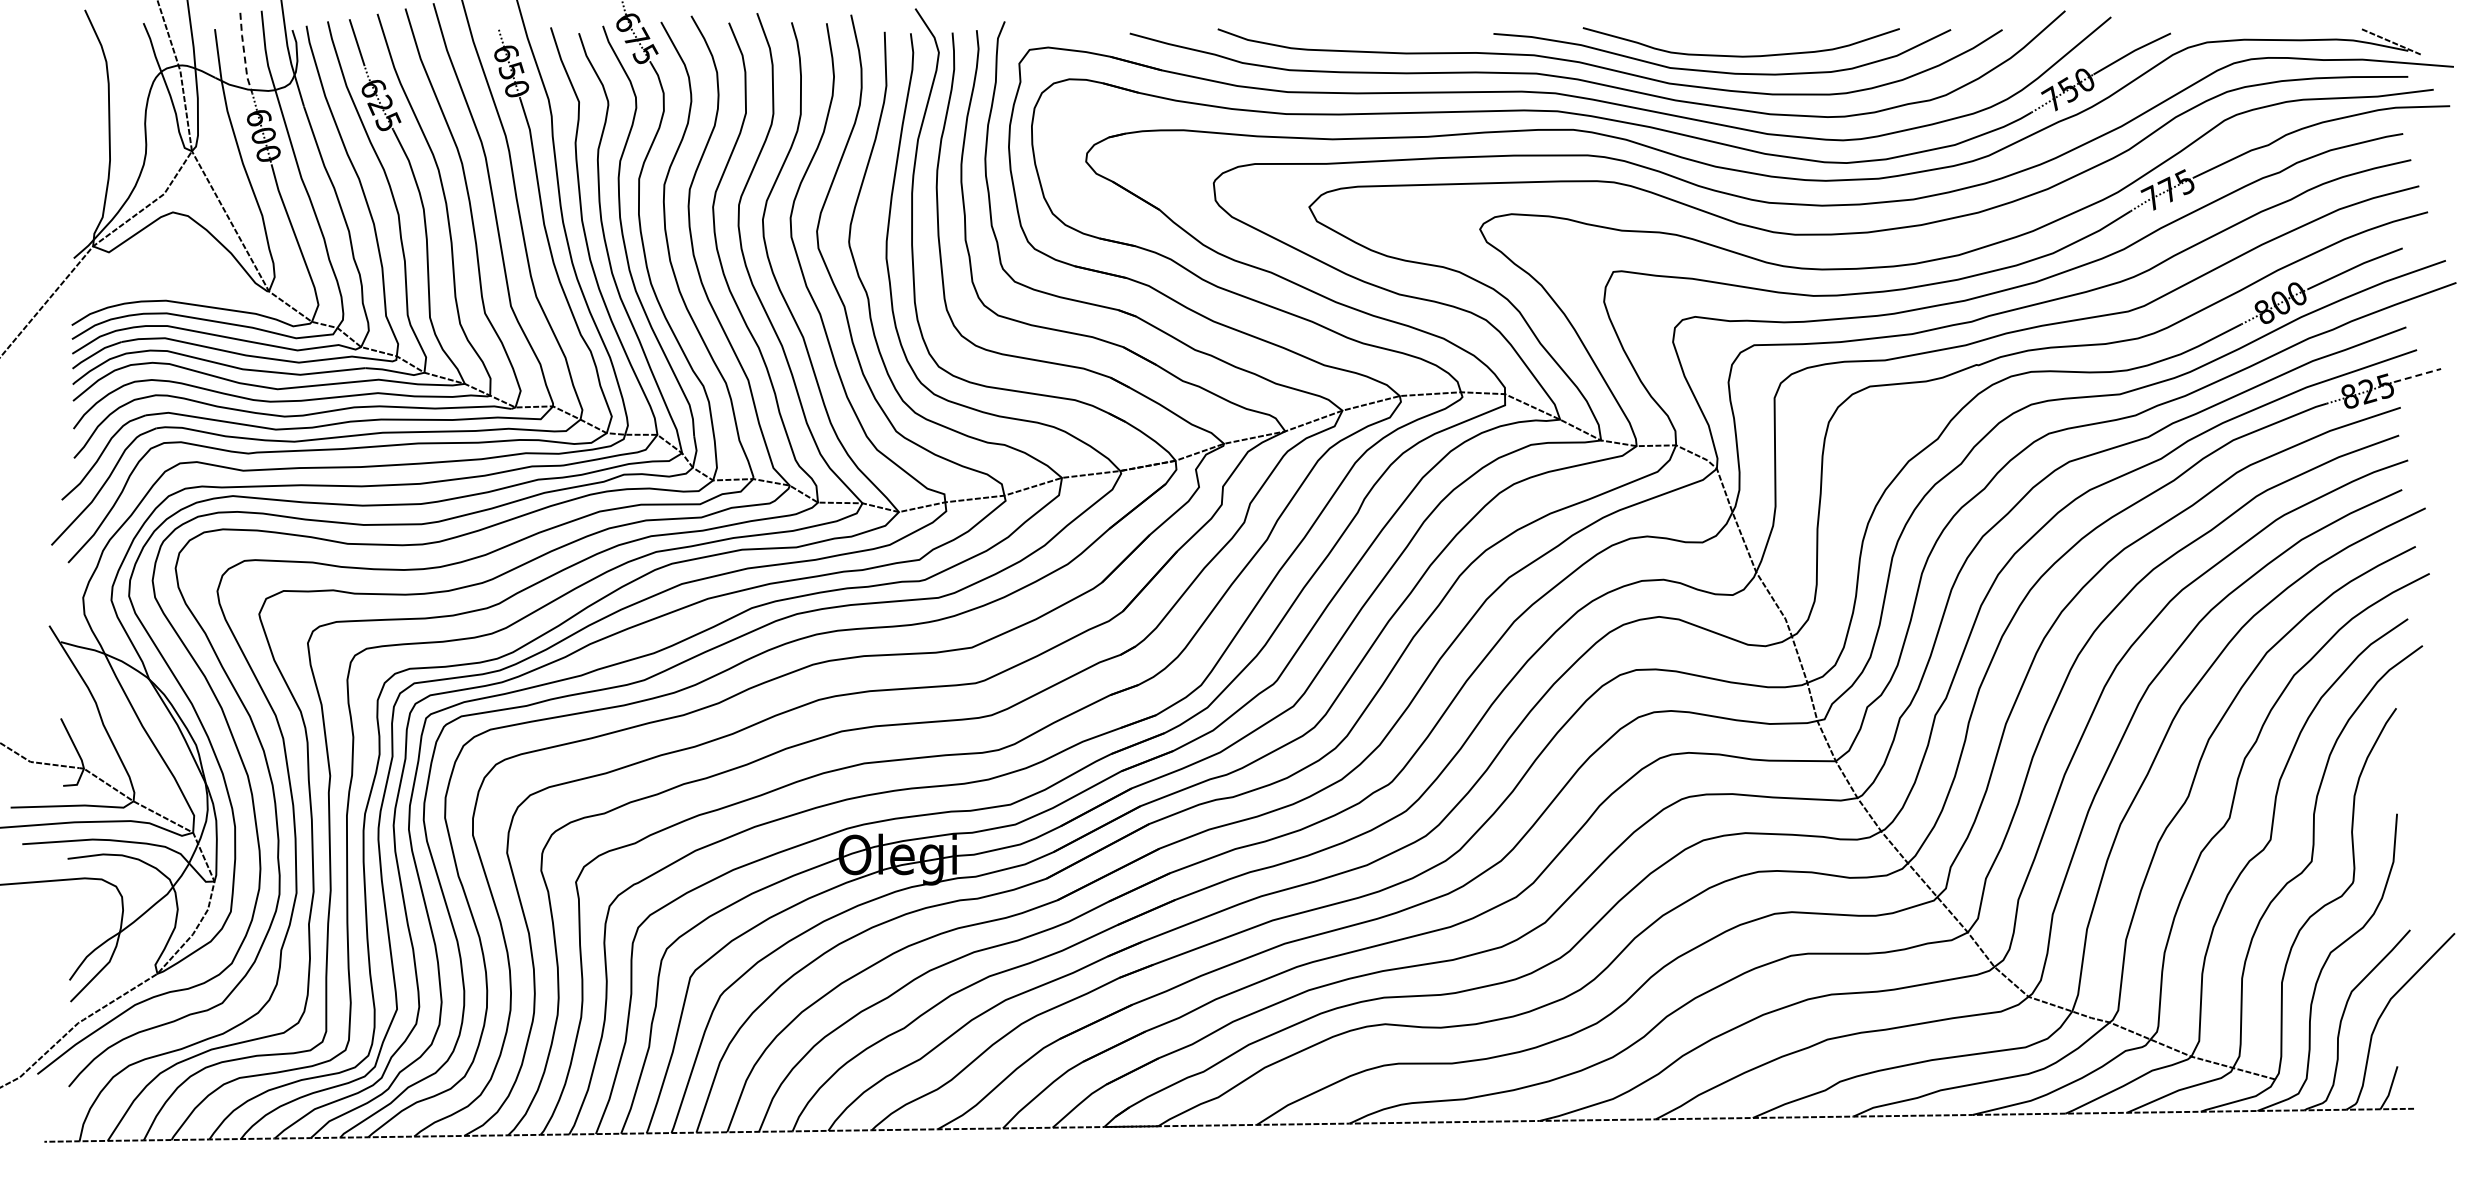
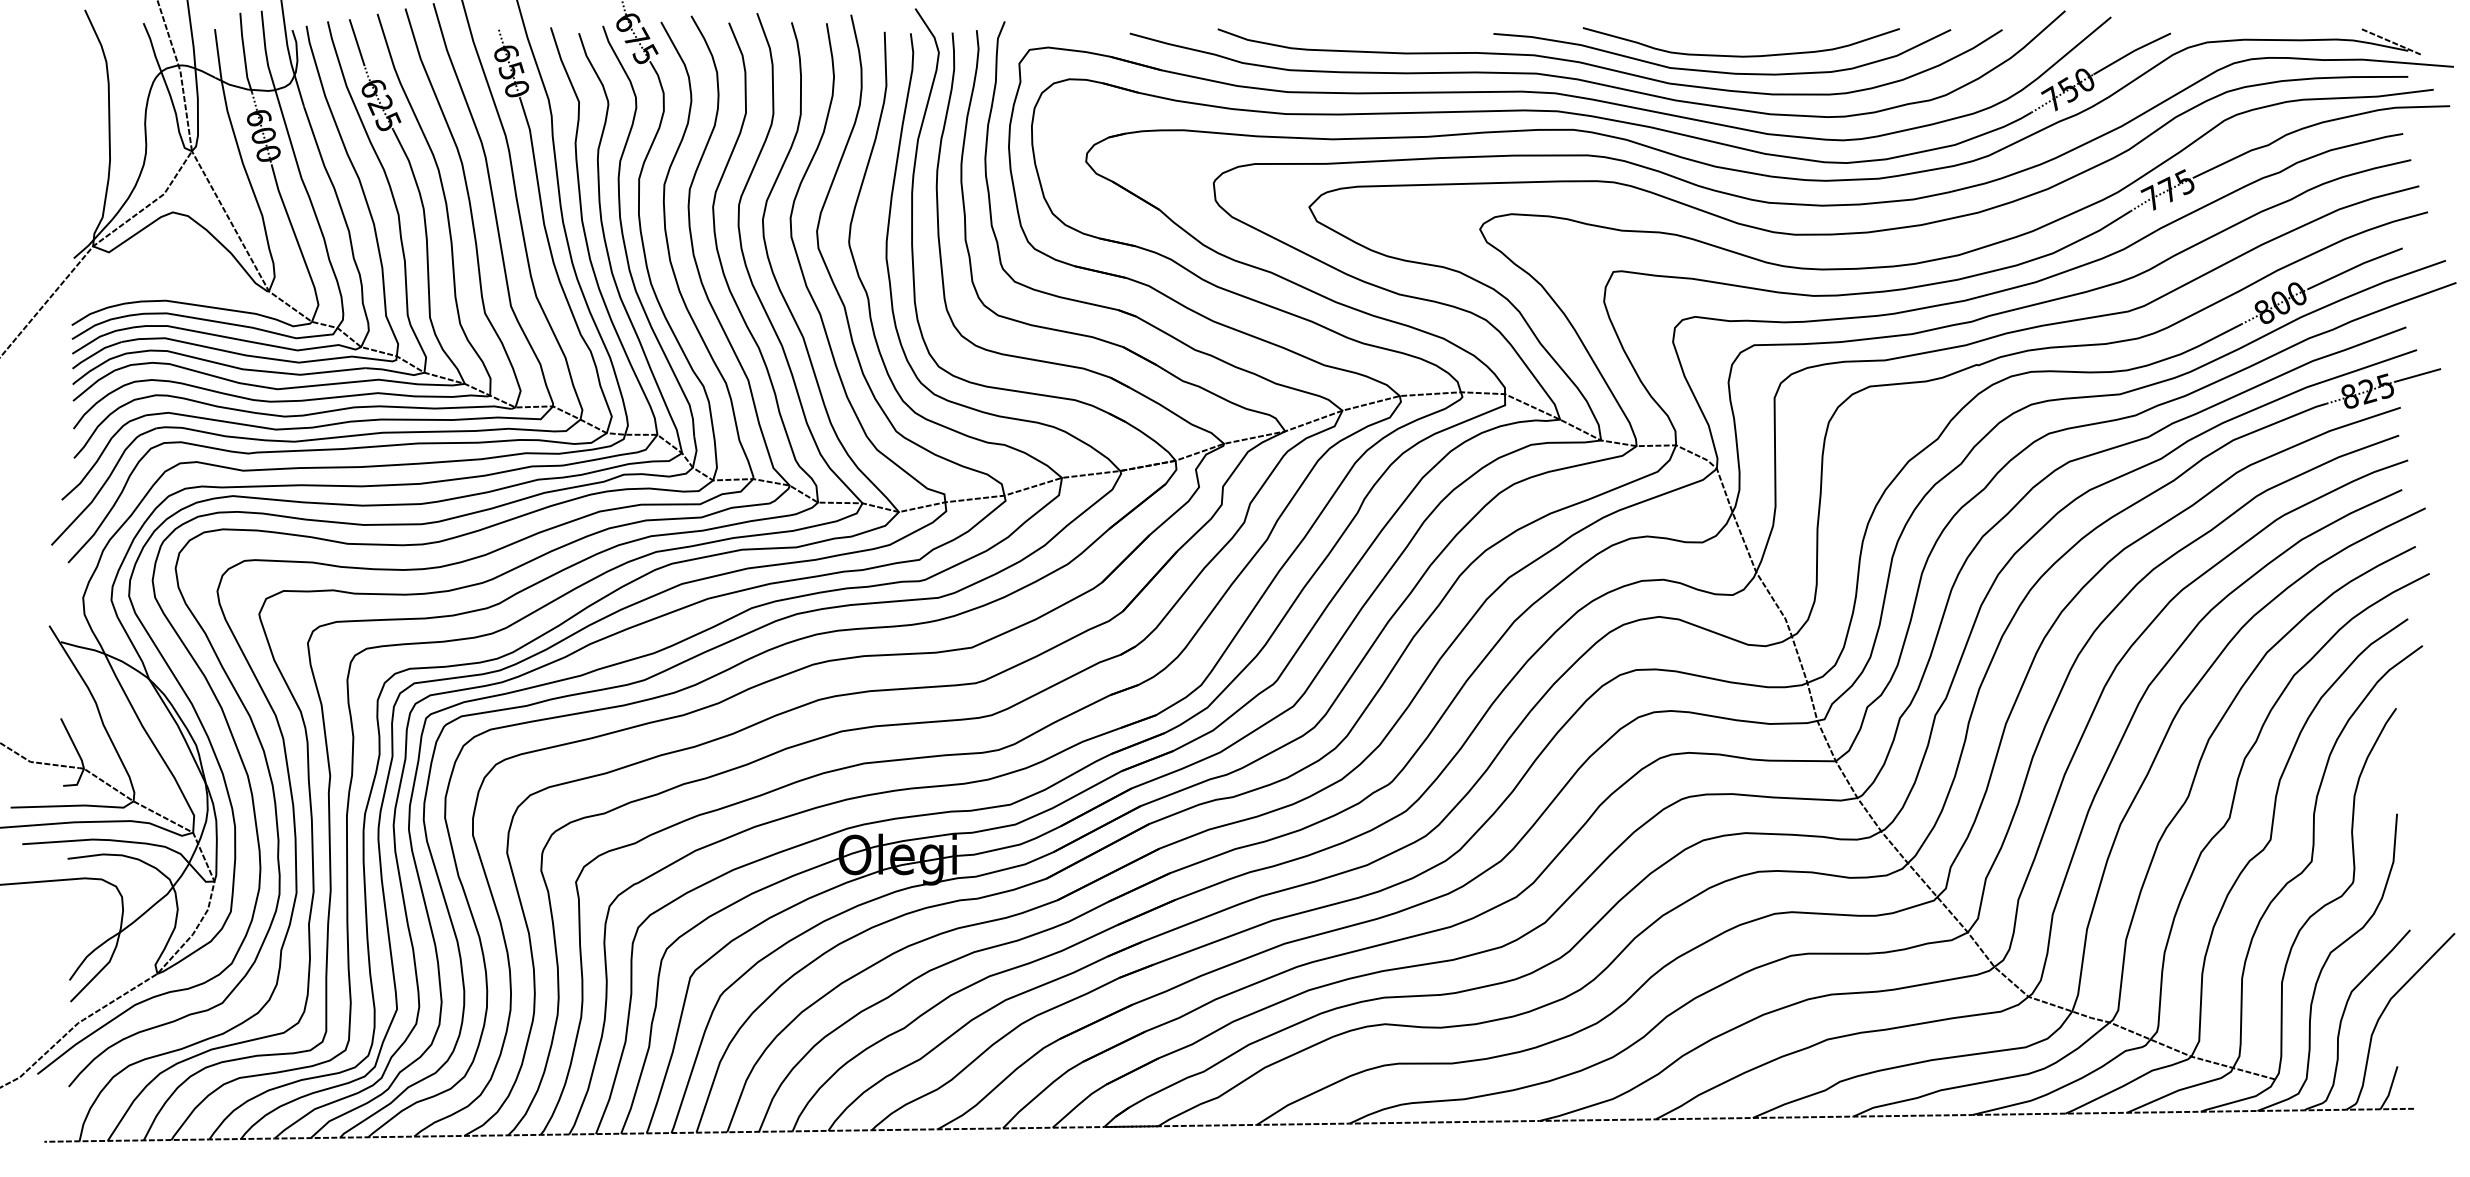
line: dashed -> solid (244, 54)
line: dashed -> solid (2418, 375)
